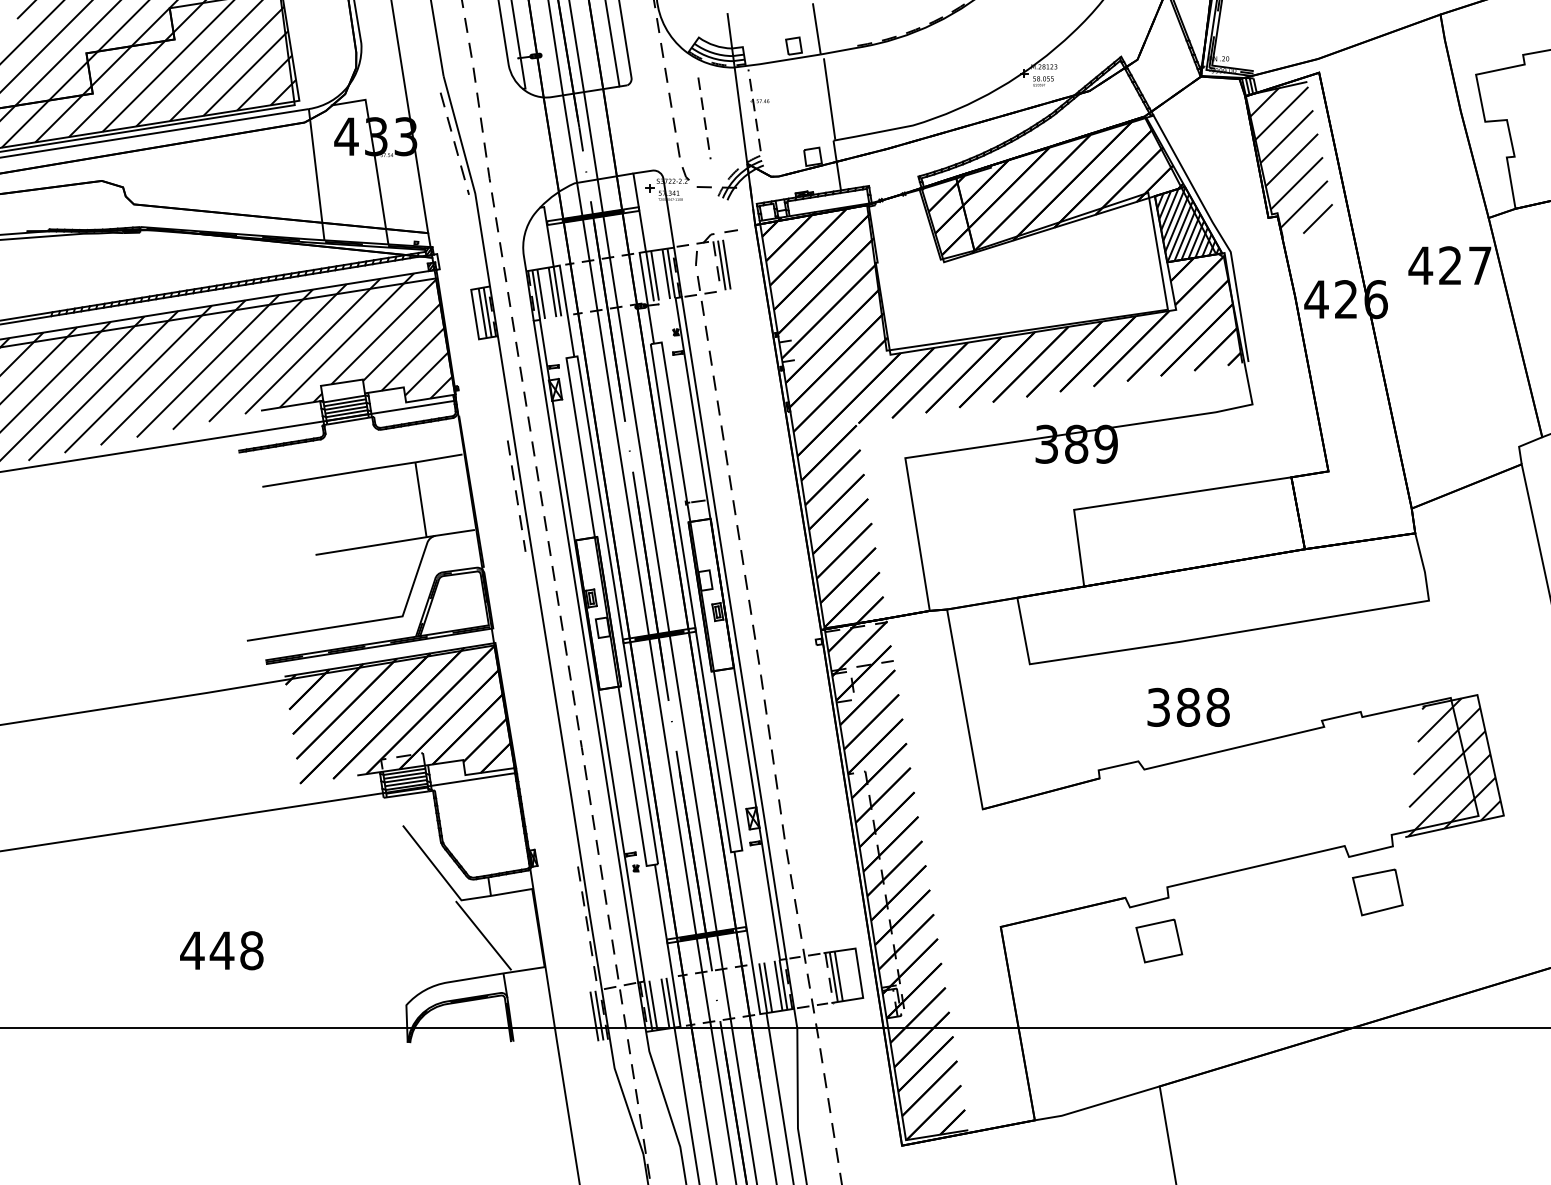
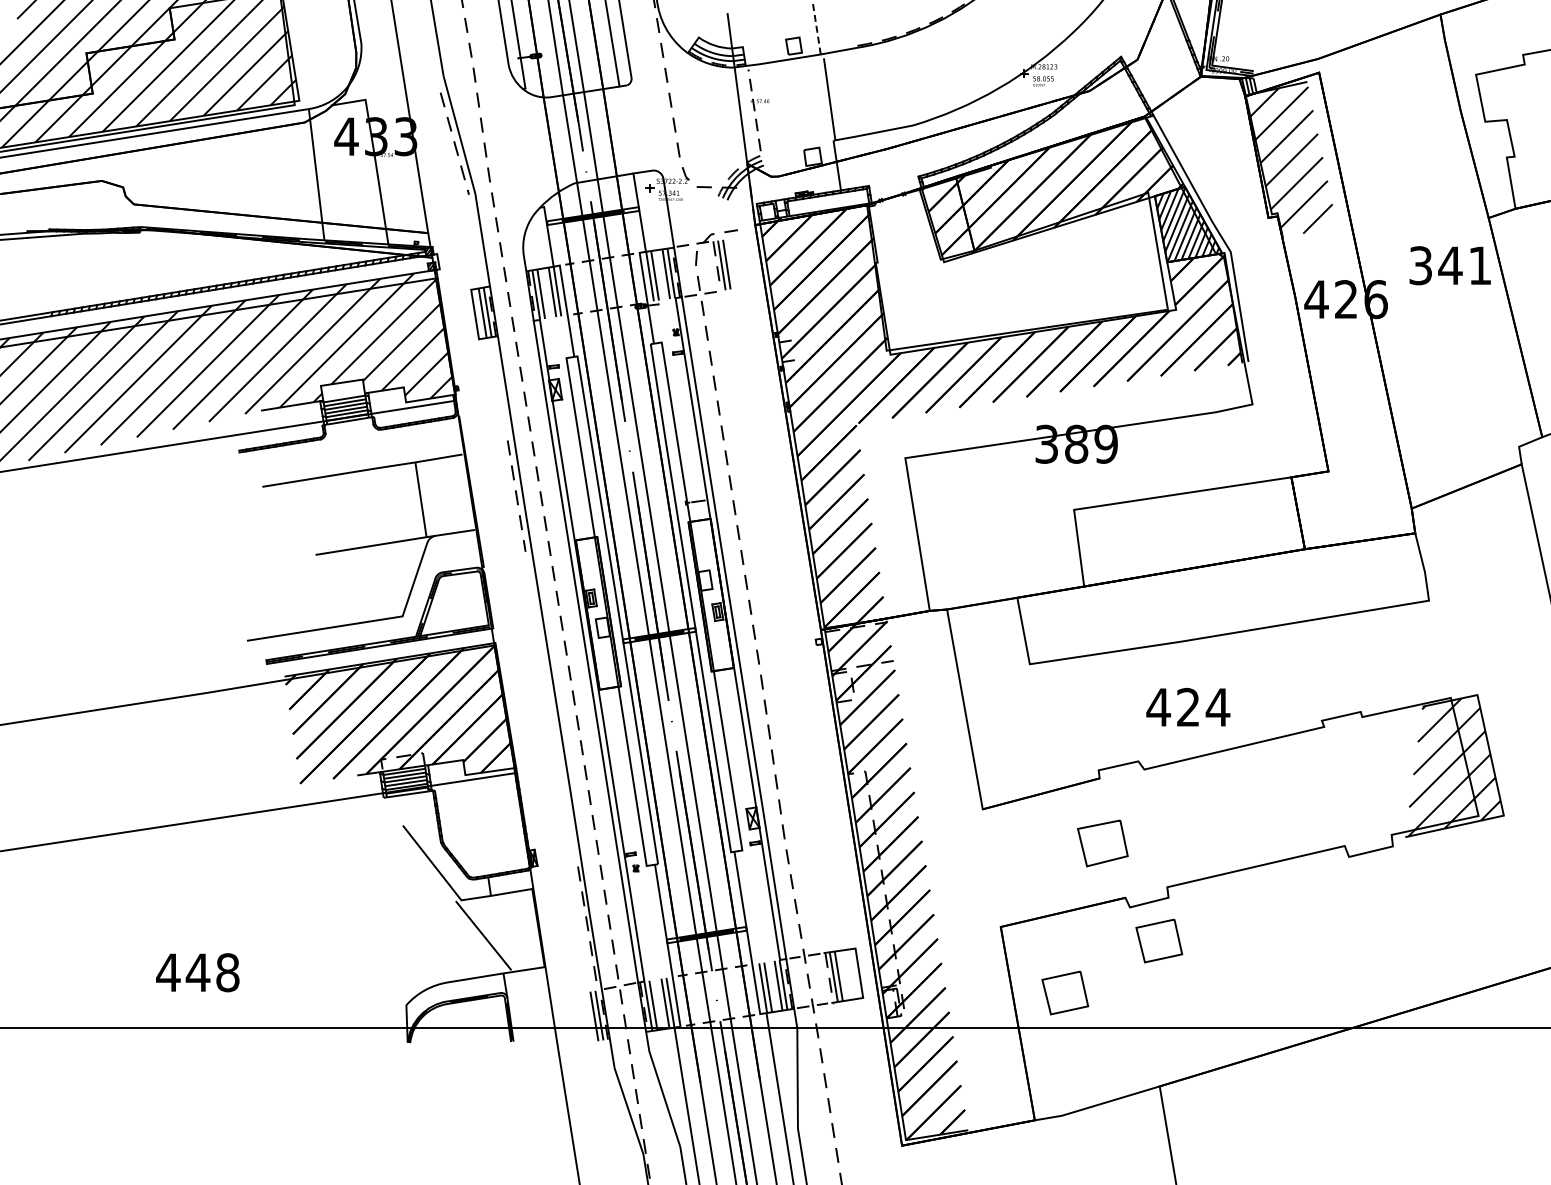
line: solid -> dashed (816, 28)
line: present -> none (704, 118)
text: 427 -> 341 (1449, 265)
text: 388 -> 424 (1188, 706)
part position: (1377, 892) -> (1102, 843) (1102, 843)
text position: (221, 950) -> (197, 972) (197, 972)
part: none -> present (1065, 992)
